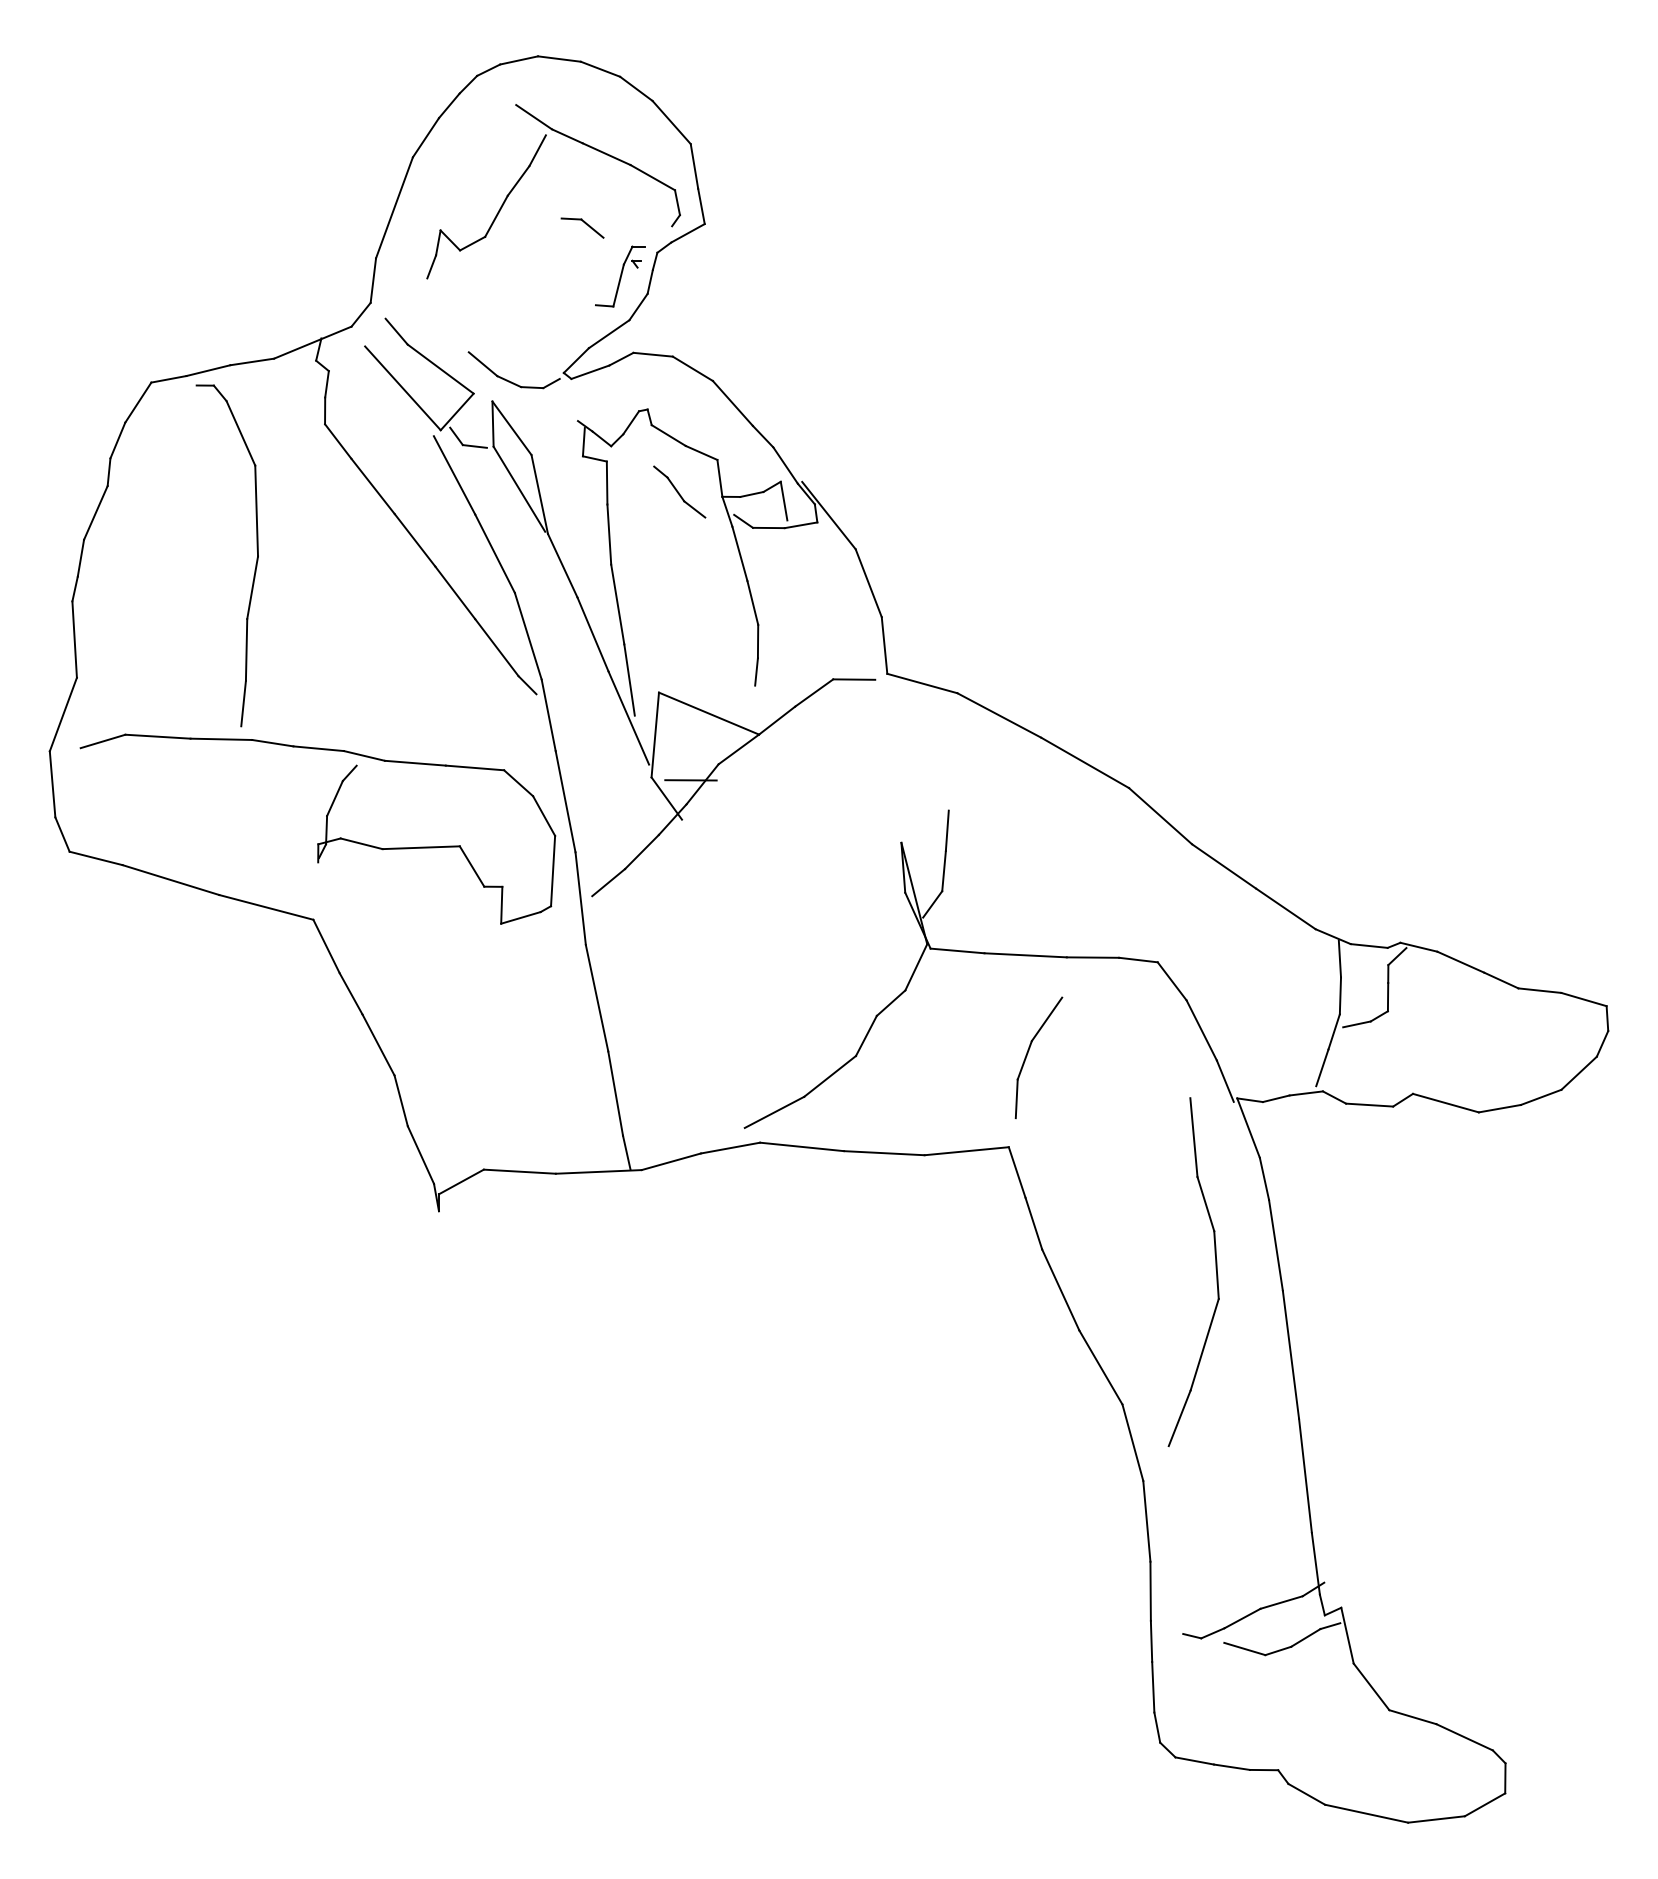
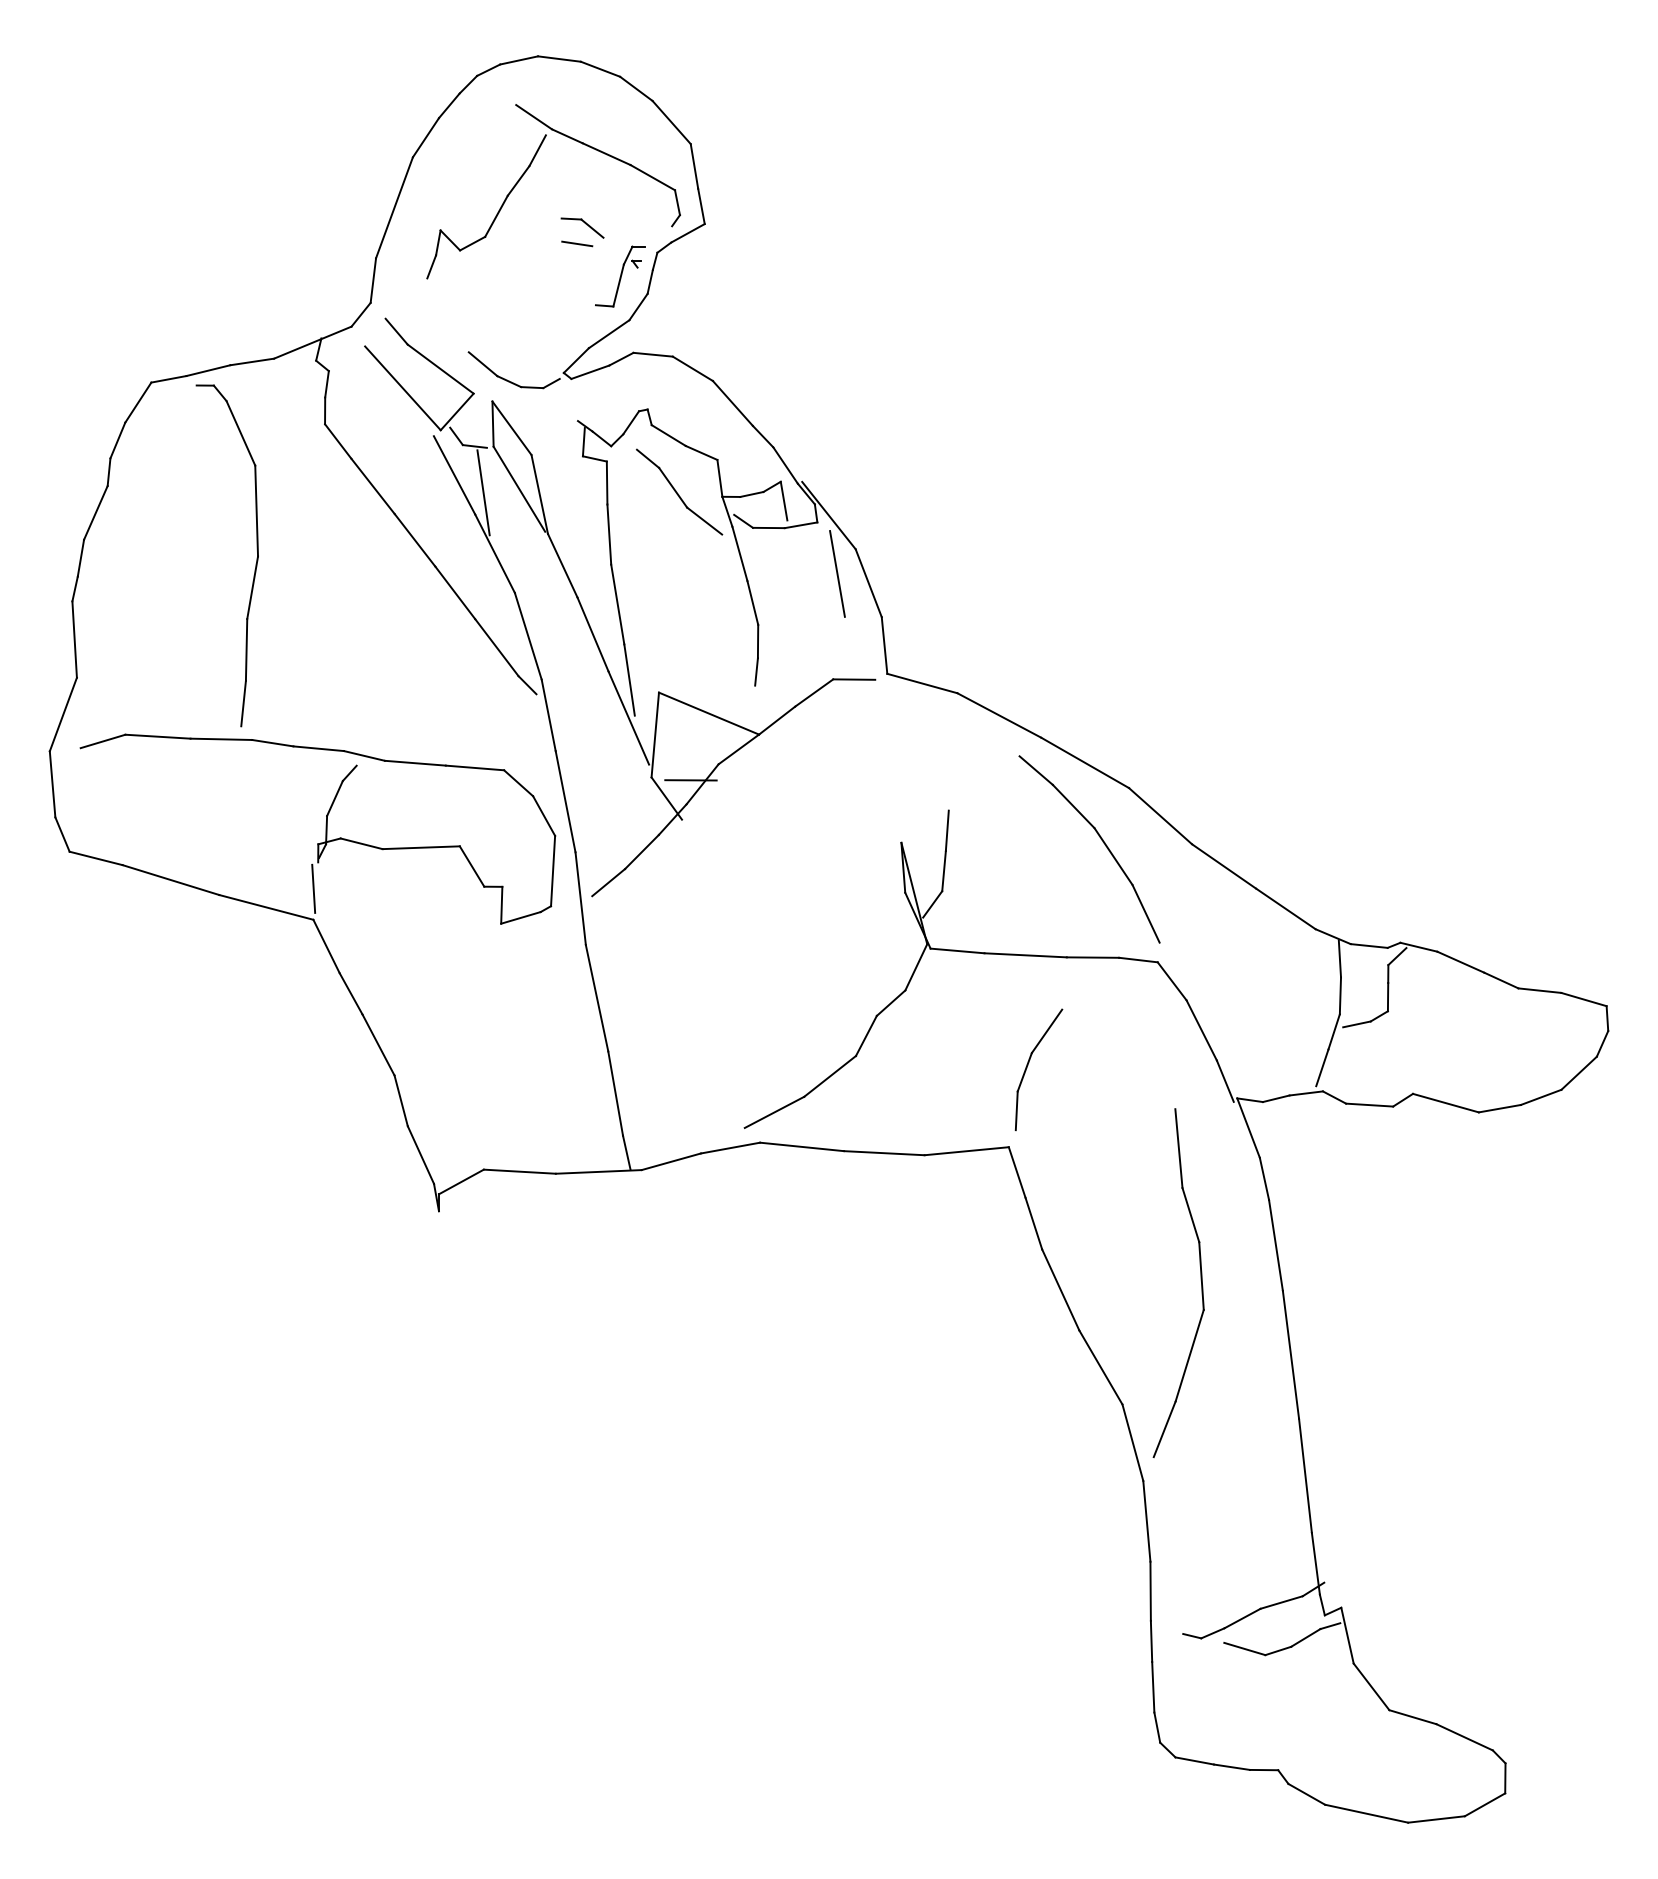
line: none -> present (577, 243)
part size: 54x54 px -> 88x88 px (679, 491)
line: none -> present (483, 492)
line: none -> present (837, 573)
part: none -> present (1101, 840)
line: none -> present (313, 888)
part position: (1028, 1053) -> (1028, 1065) (1028, 1065)
part position: (1215, 1269) -> (1200, 1280) (1200, 1280)
